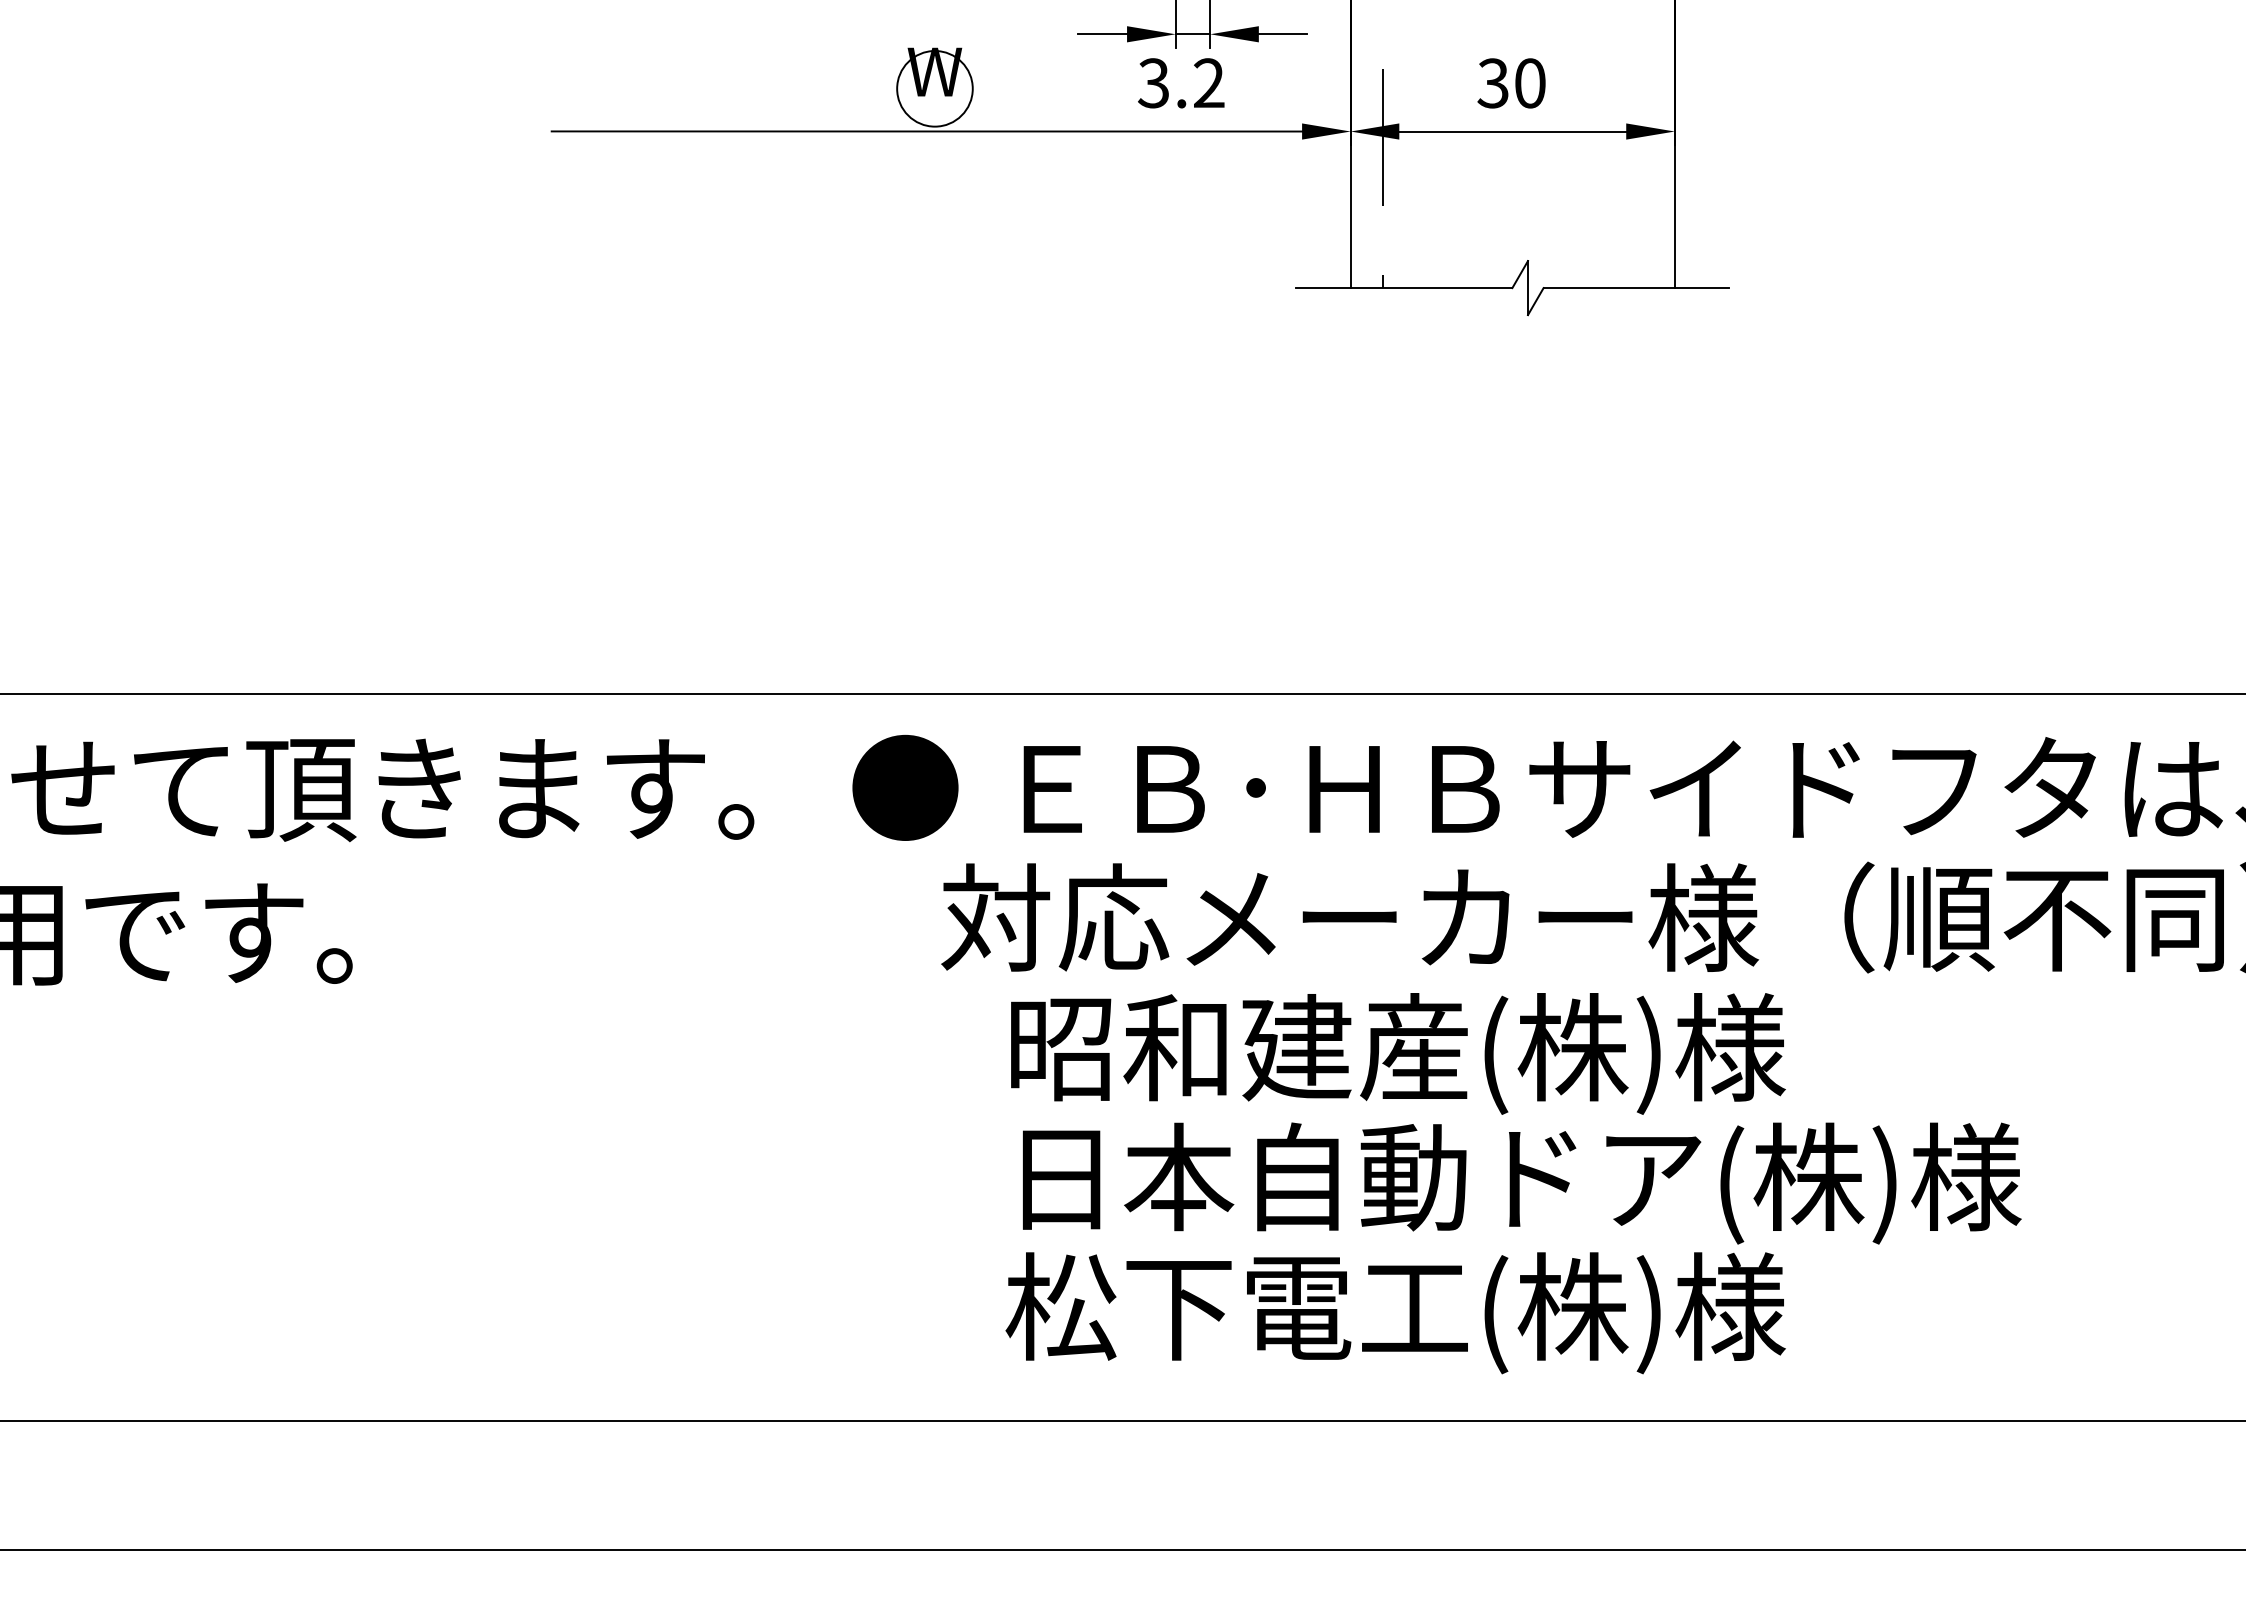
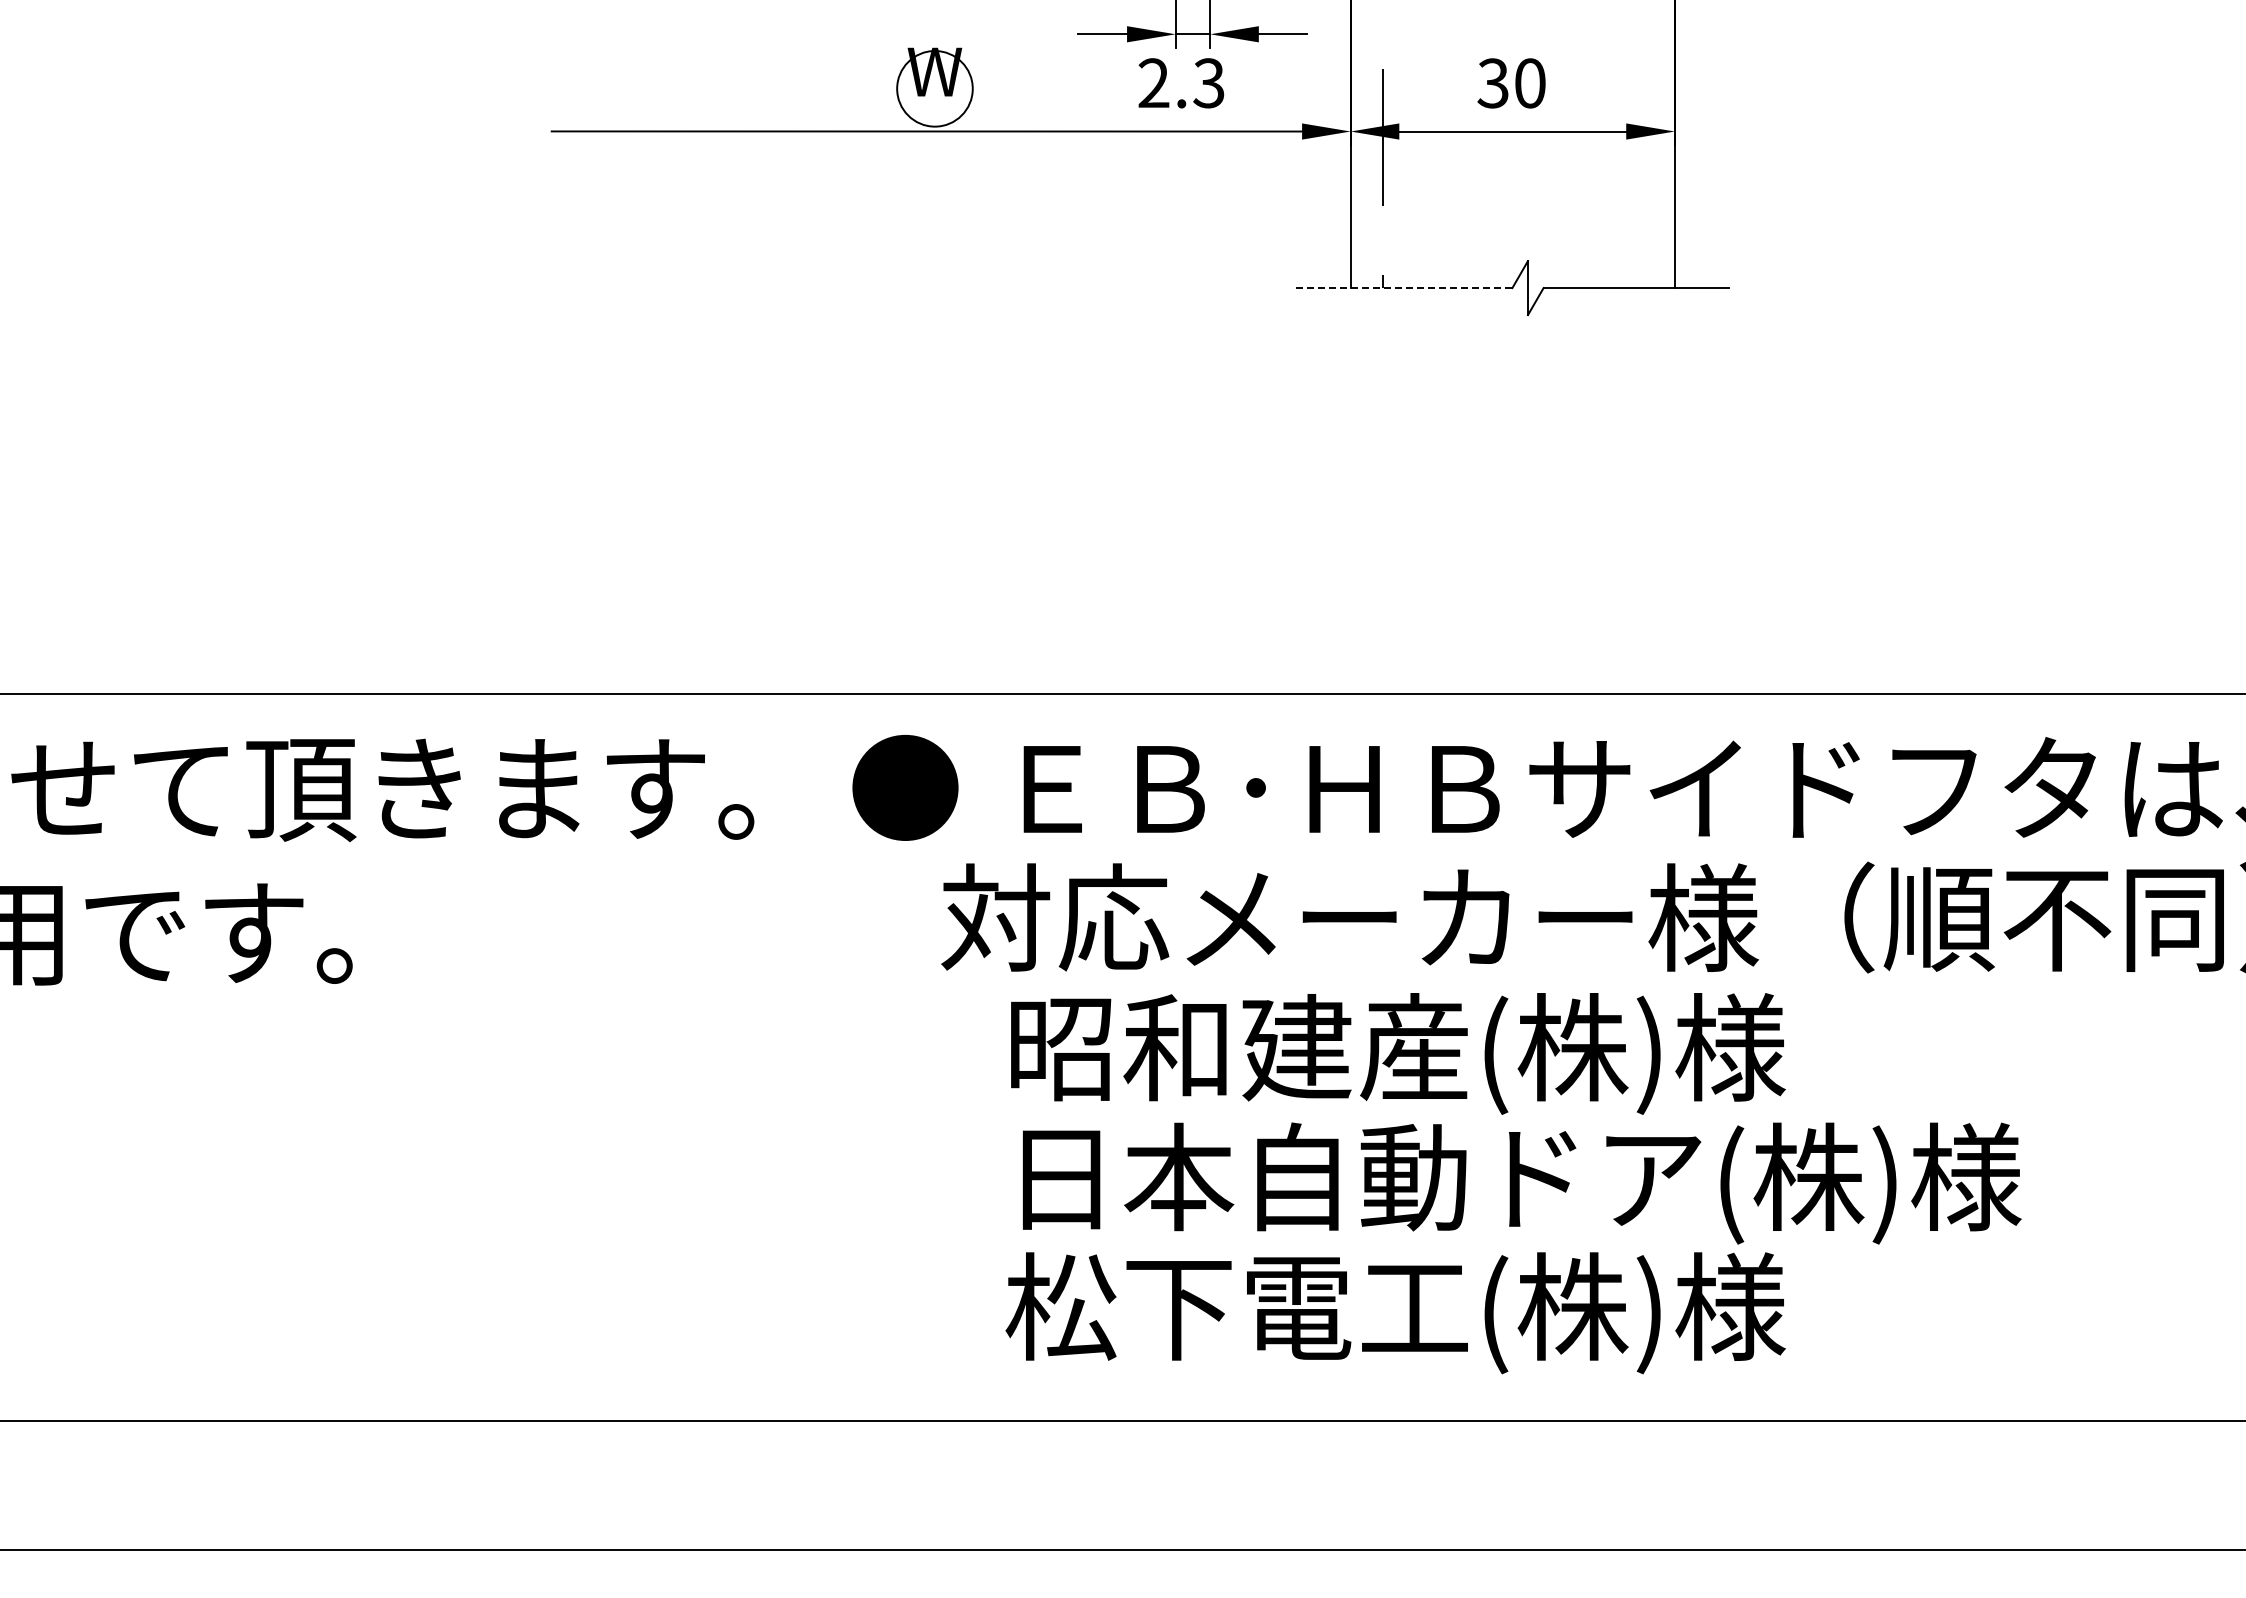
text: 3.2 -> 2.3 (1181, 83)
line: solid -> dashed (1403, 288)
